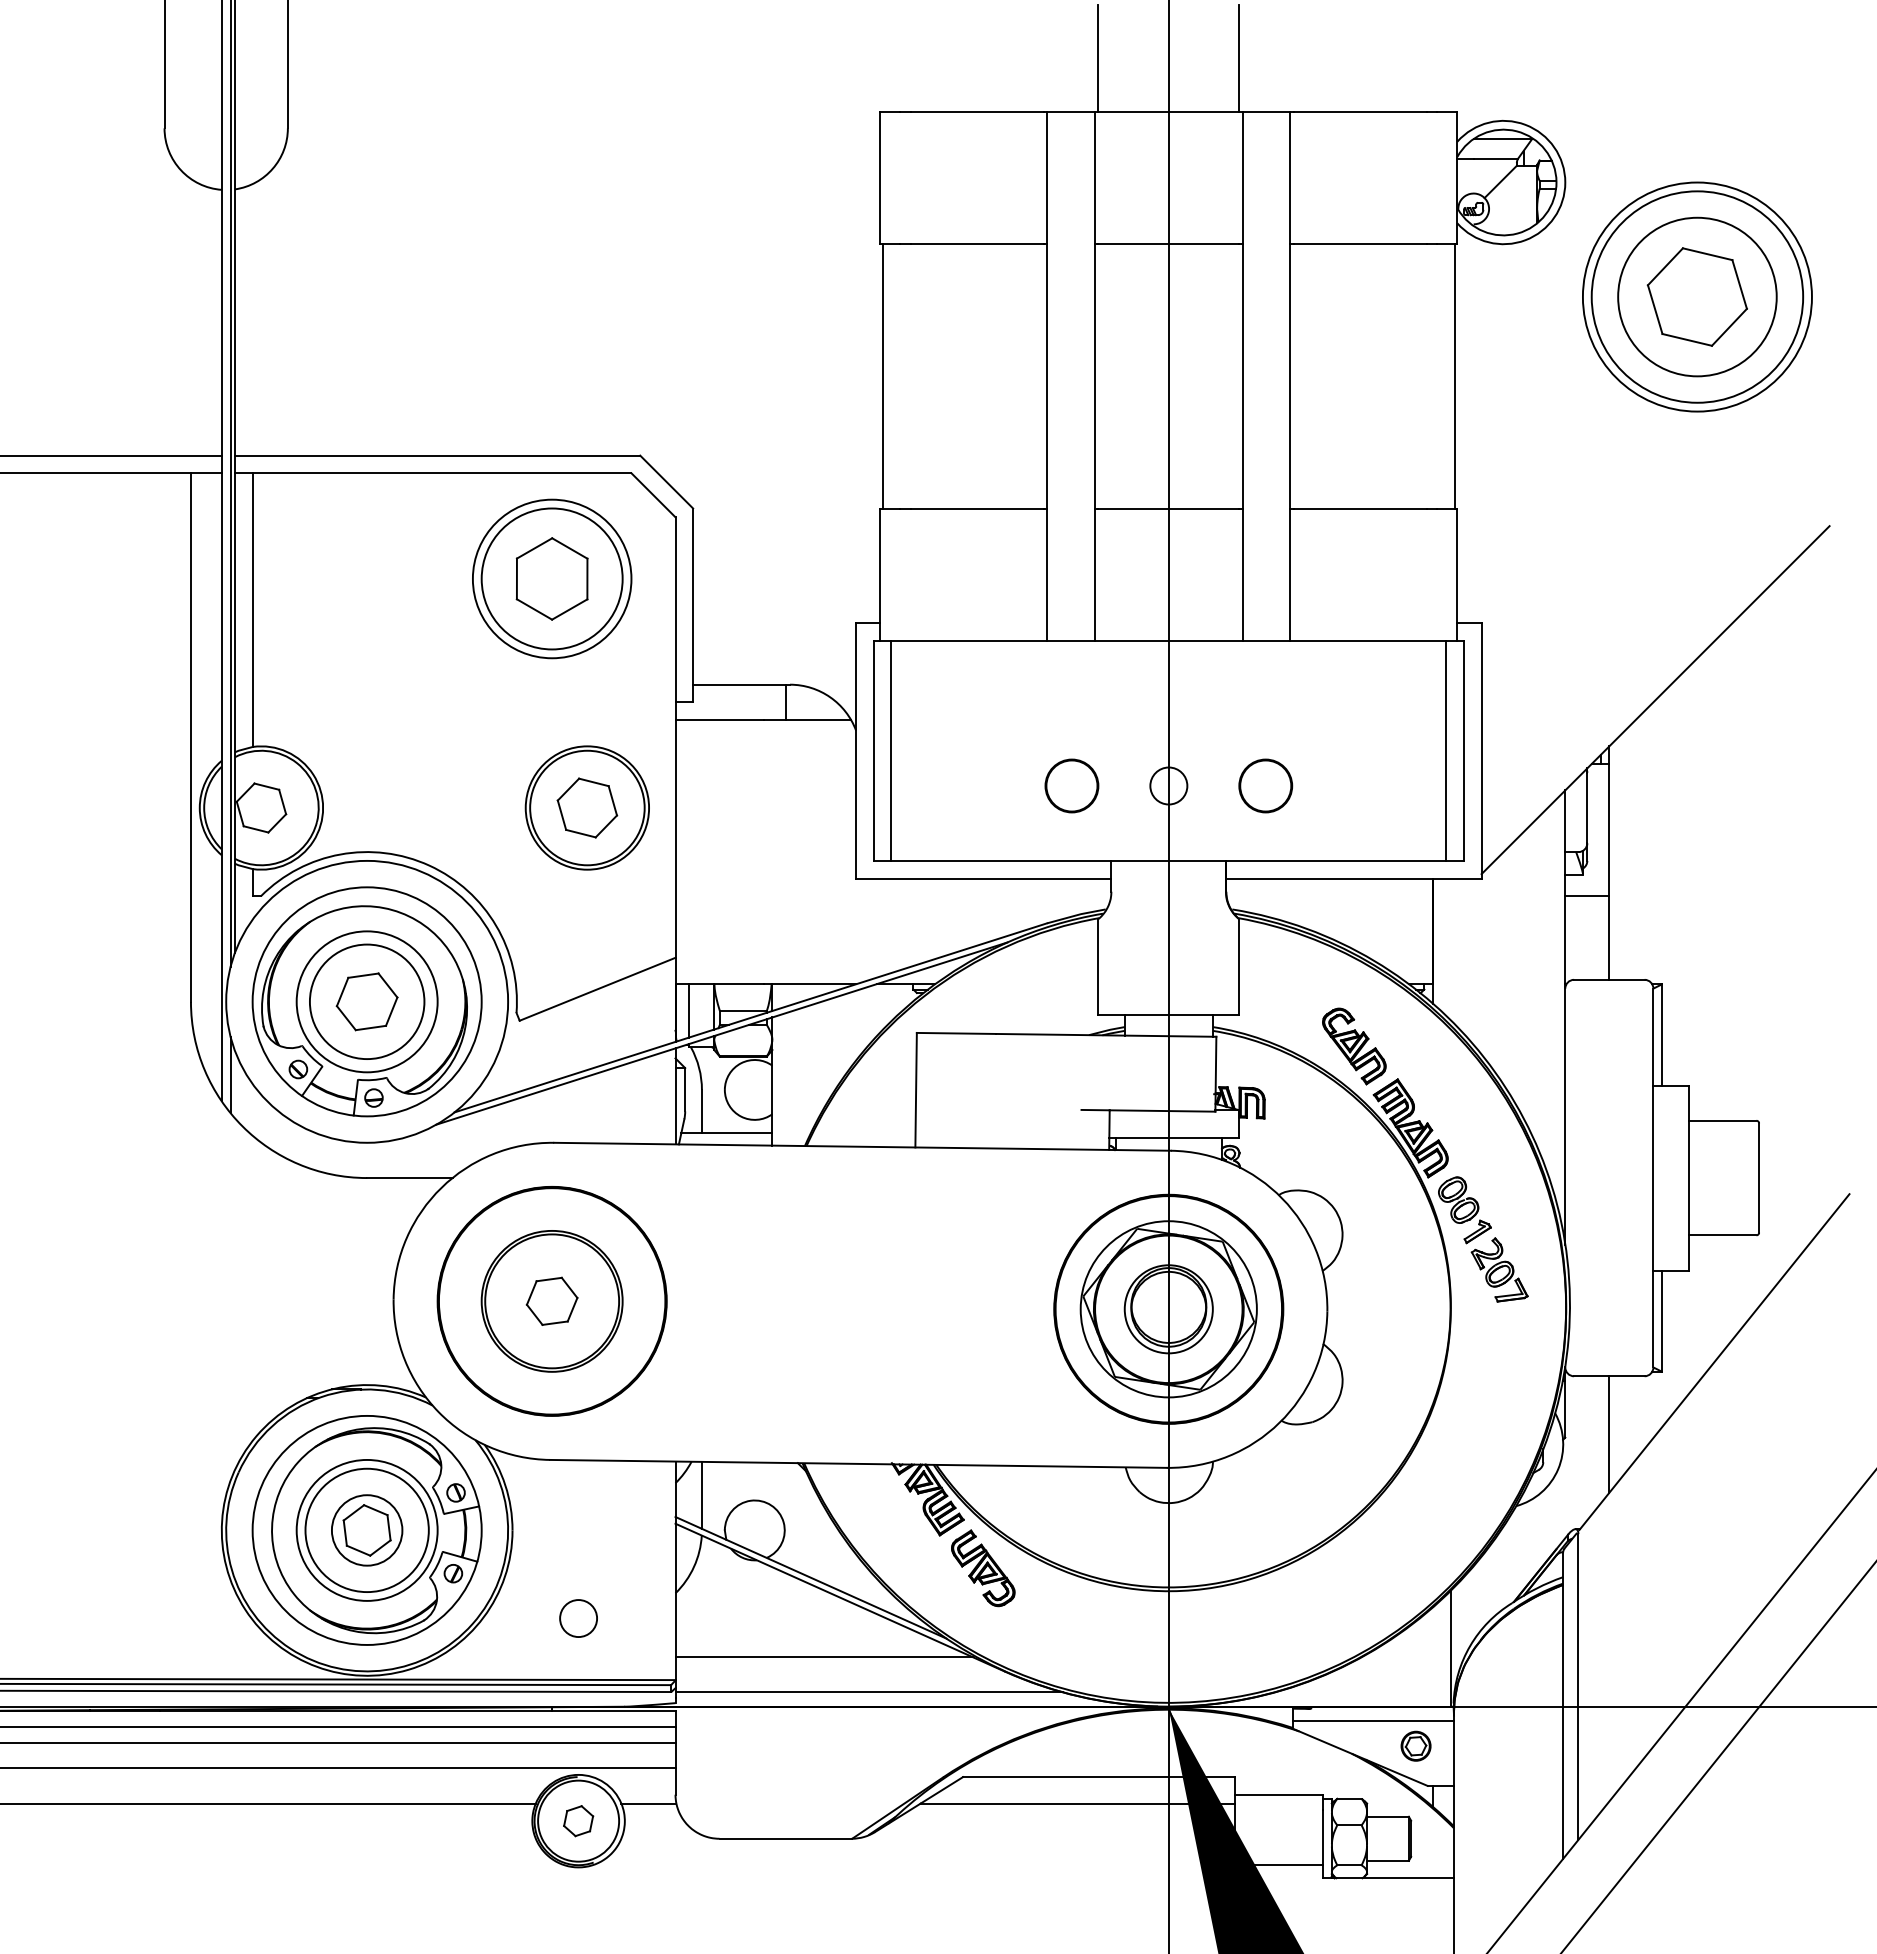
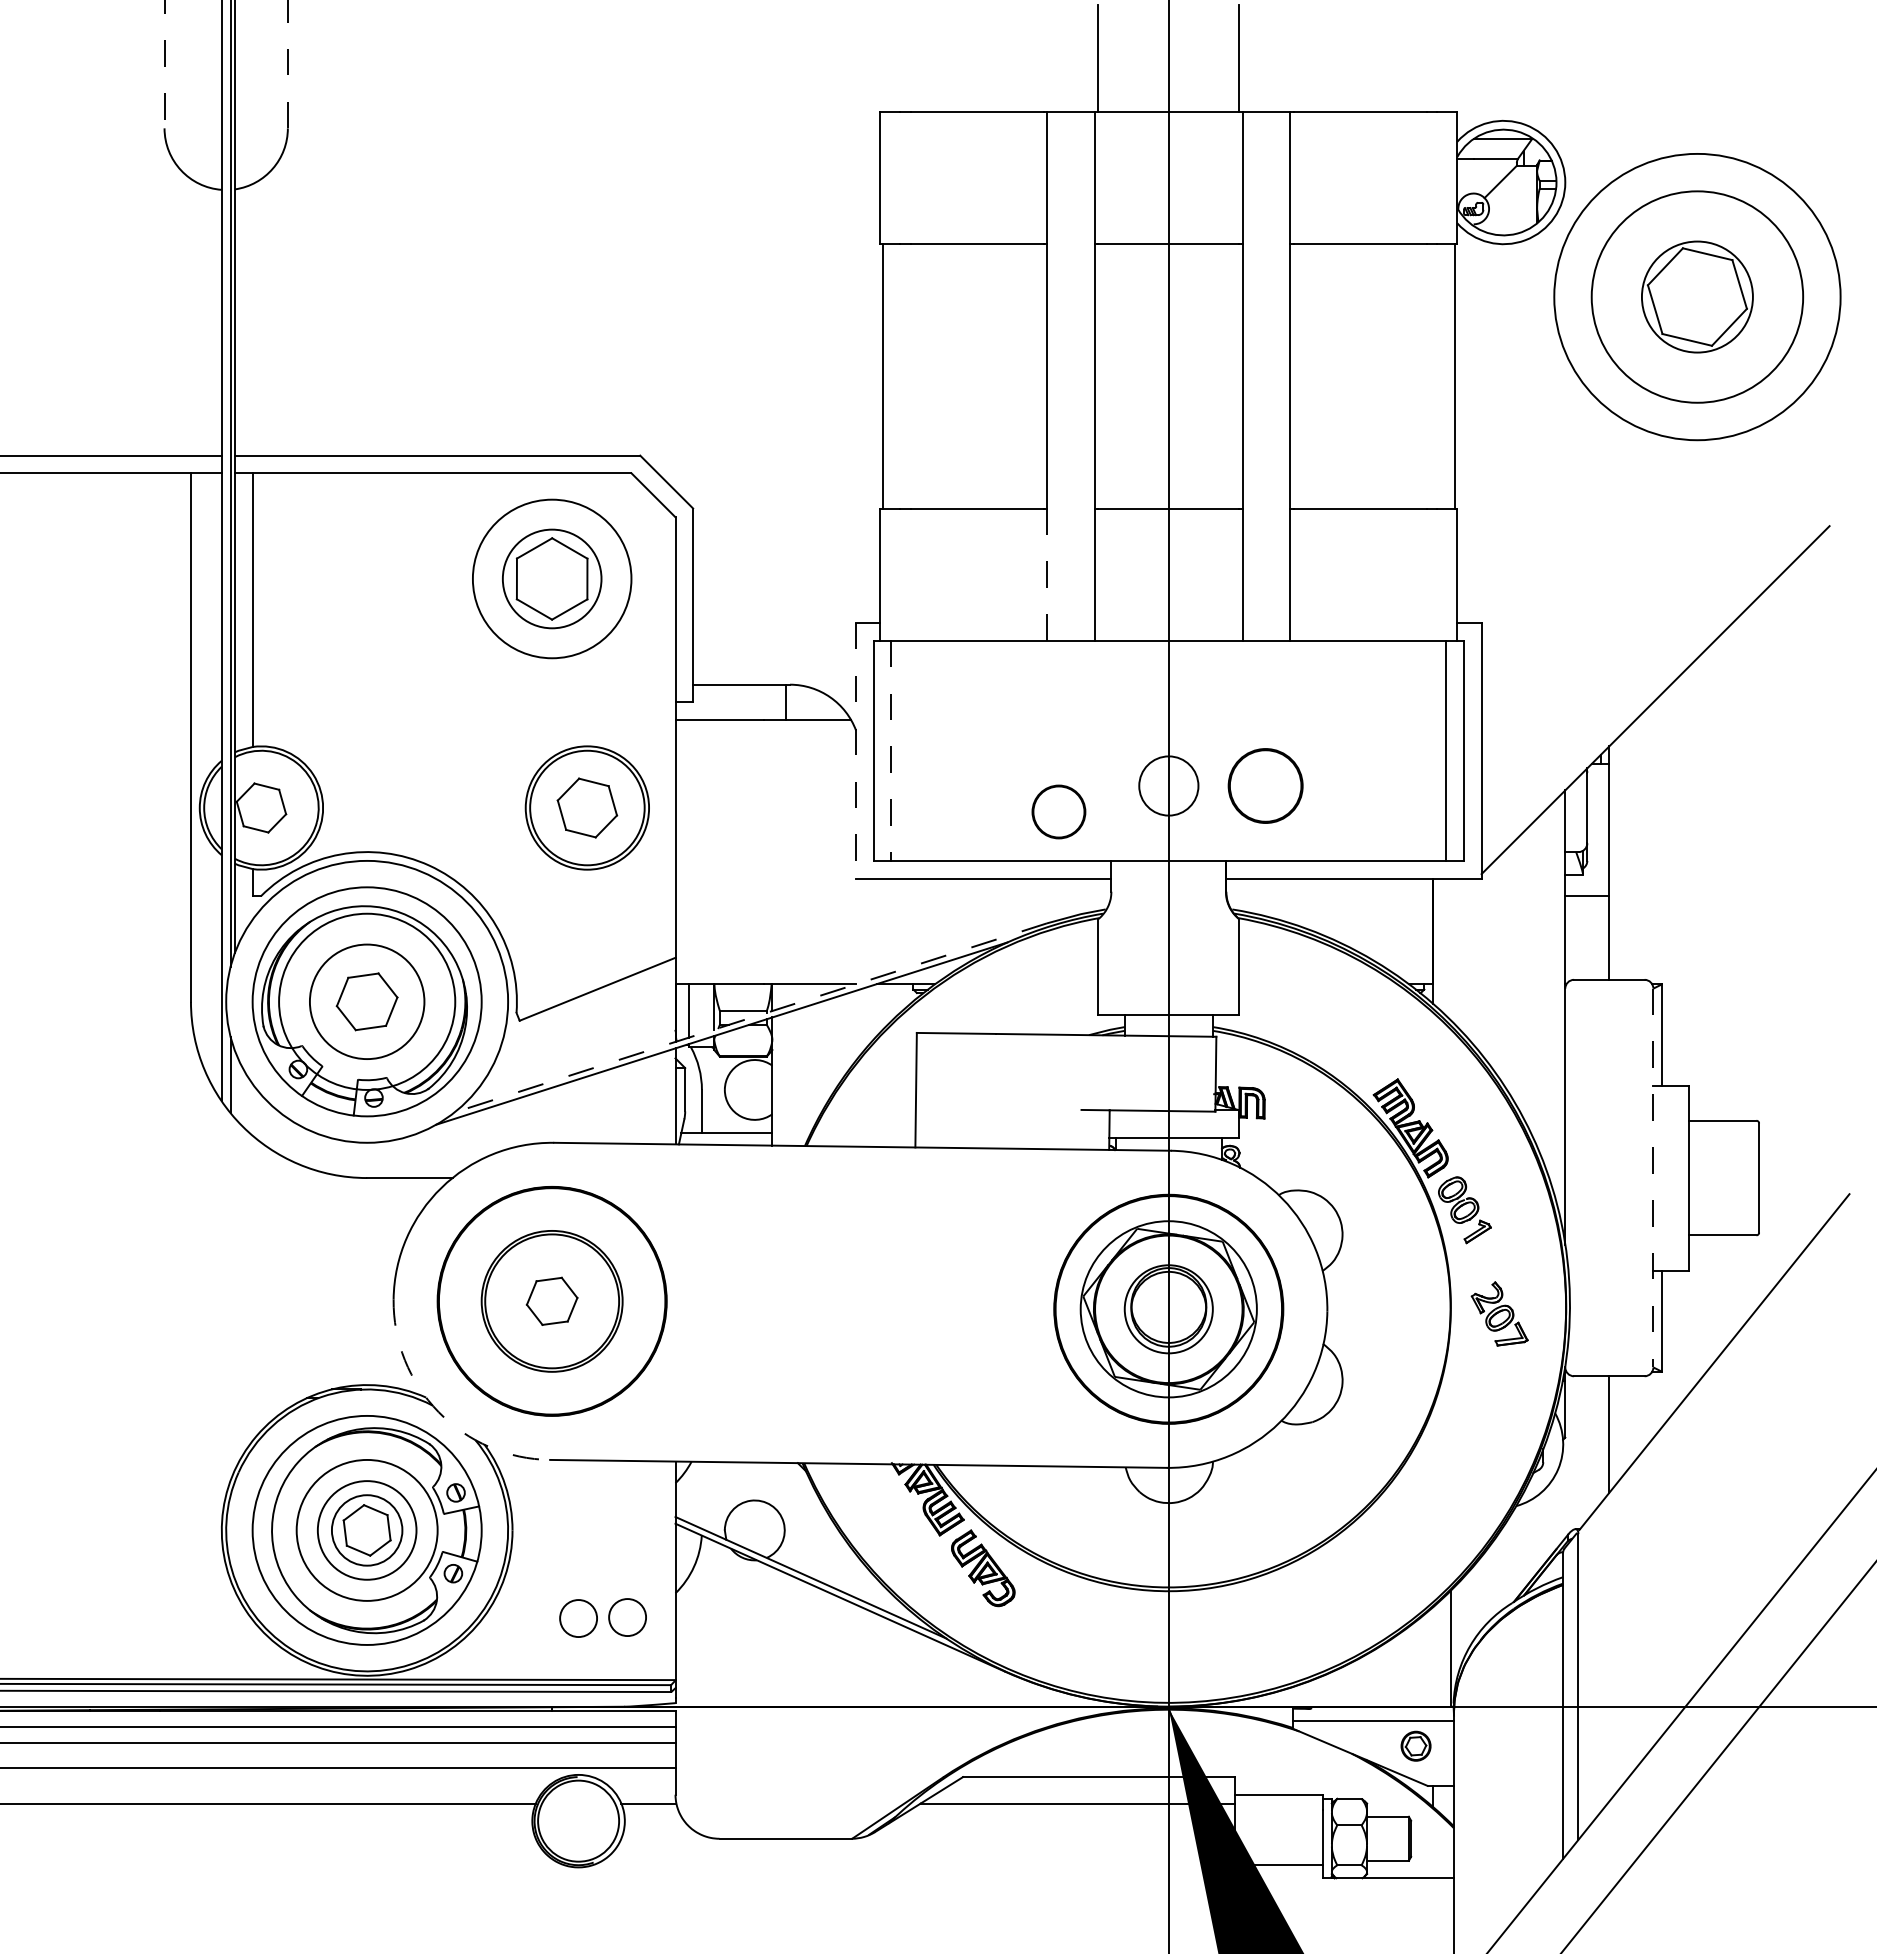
line: solid -> dashed (164, 64)
line: solid -> dashed (287, 64)
circle diameter: 229 px -> 286 px (1697, 296)
circle diameter: 159 px -> 111 px (1696, 296)
line: solid -> dashed (1047, 575)
circle diameter: 141 px -> 99 px (551, 578)
line: solid -> dashed (856, 750)
line: solid -> dashed (891, 751)
part position: (1071, 785) -> (1058, 811) (1058, 811)
circle diameter: 37 px -> 59 px (1168, 785)
part size: 56x56 px -> 77x76 px (1265, 785)
circle diameter: 141 px -> 176 px (367, 1001)
line: solid -> dashed (750, 1017)
part: present -> none (1354, 1046)
line: solid -> dashed (1653, 1178)
part position: (1499, 1269) -> (1499, 1313) (1499, 1313)
arc: solid -> dashed (438, 1412)
line: present -> none (701, 1494)
circle diameter: 123 px -> 99 px (366, 1530)
circle: none -> present (627, 1617)
line: present -> none (823, 1657)
line: present -> none (868, 1692)
part: present -> none (578, 1821)
